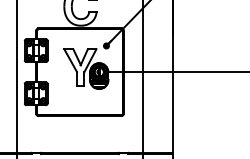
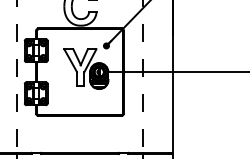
line: solid -> dashed (17, 76)
line: solid -> dashed (143, 76)
